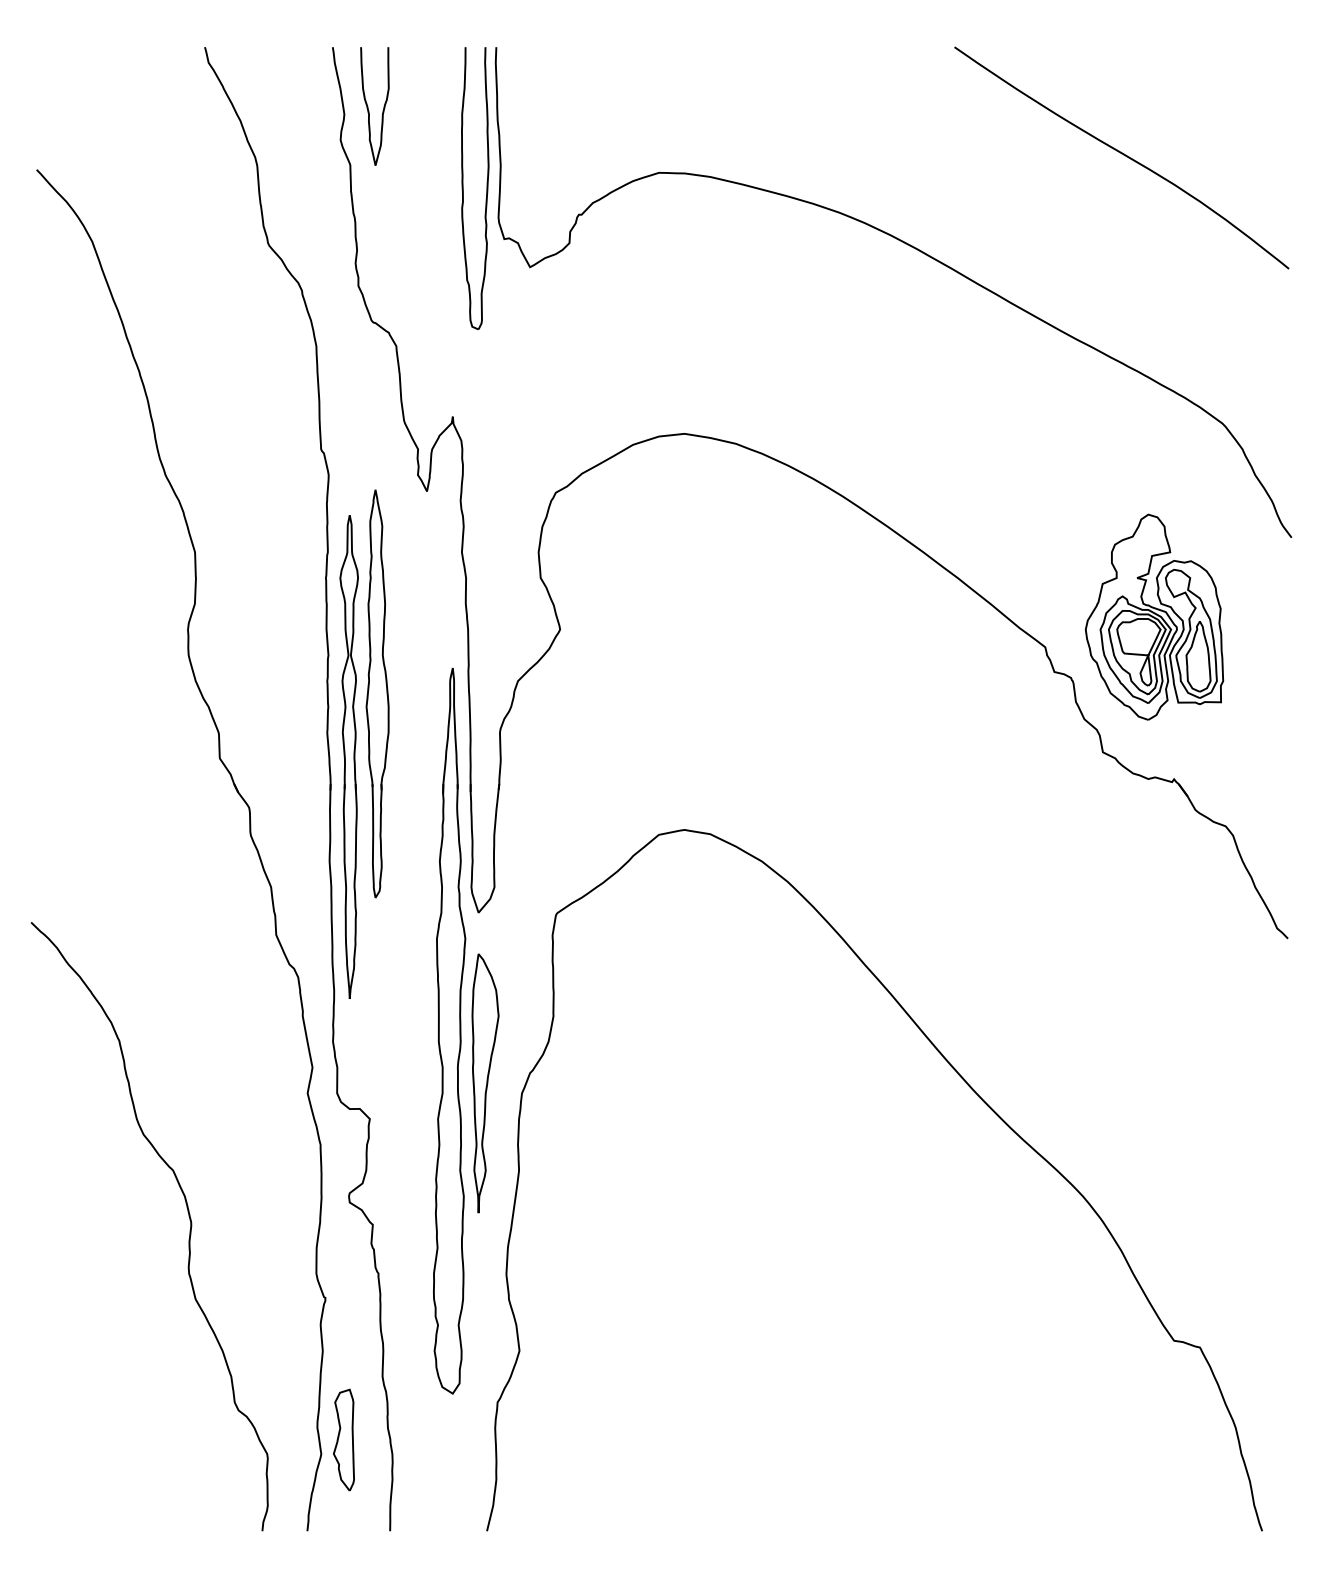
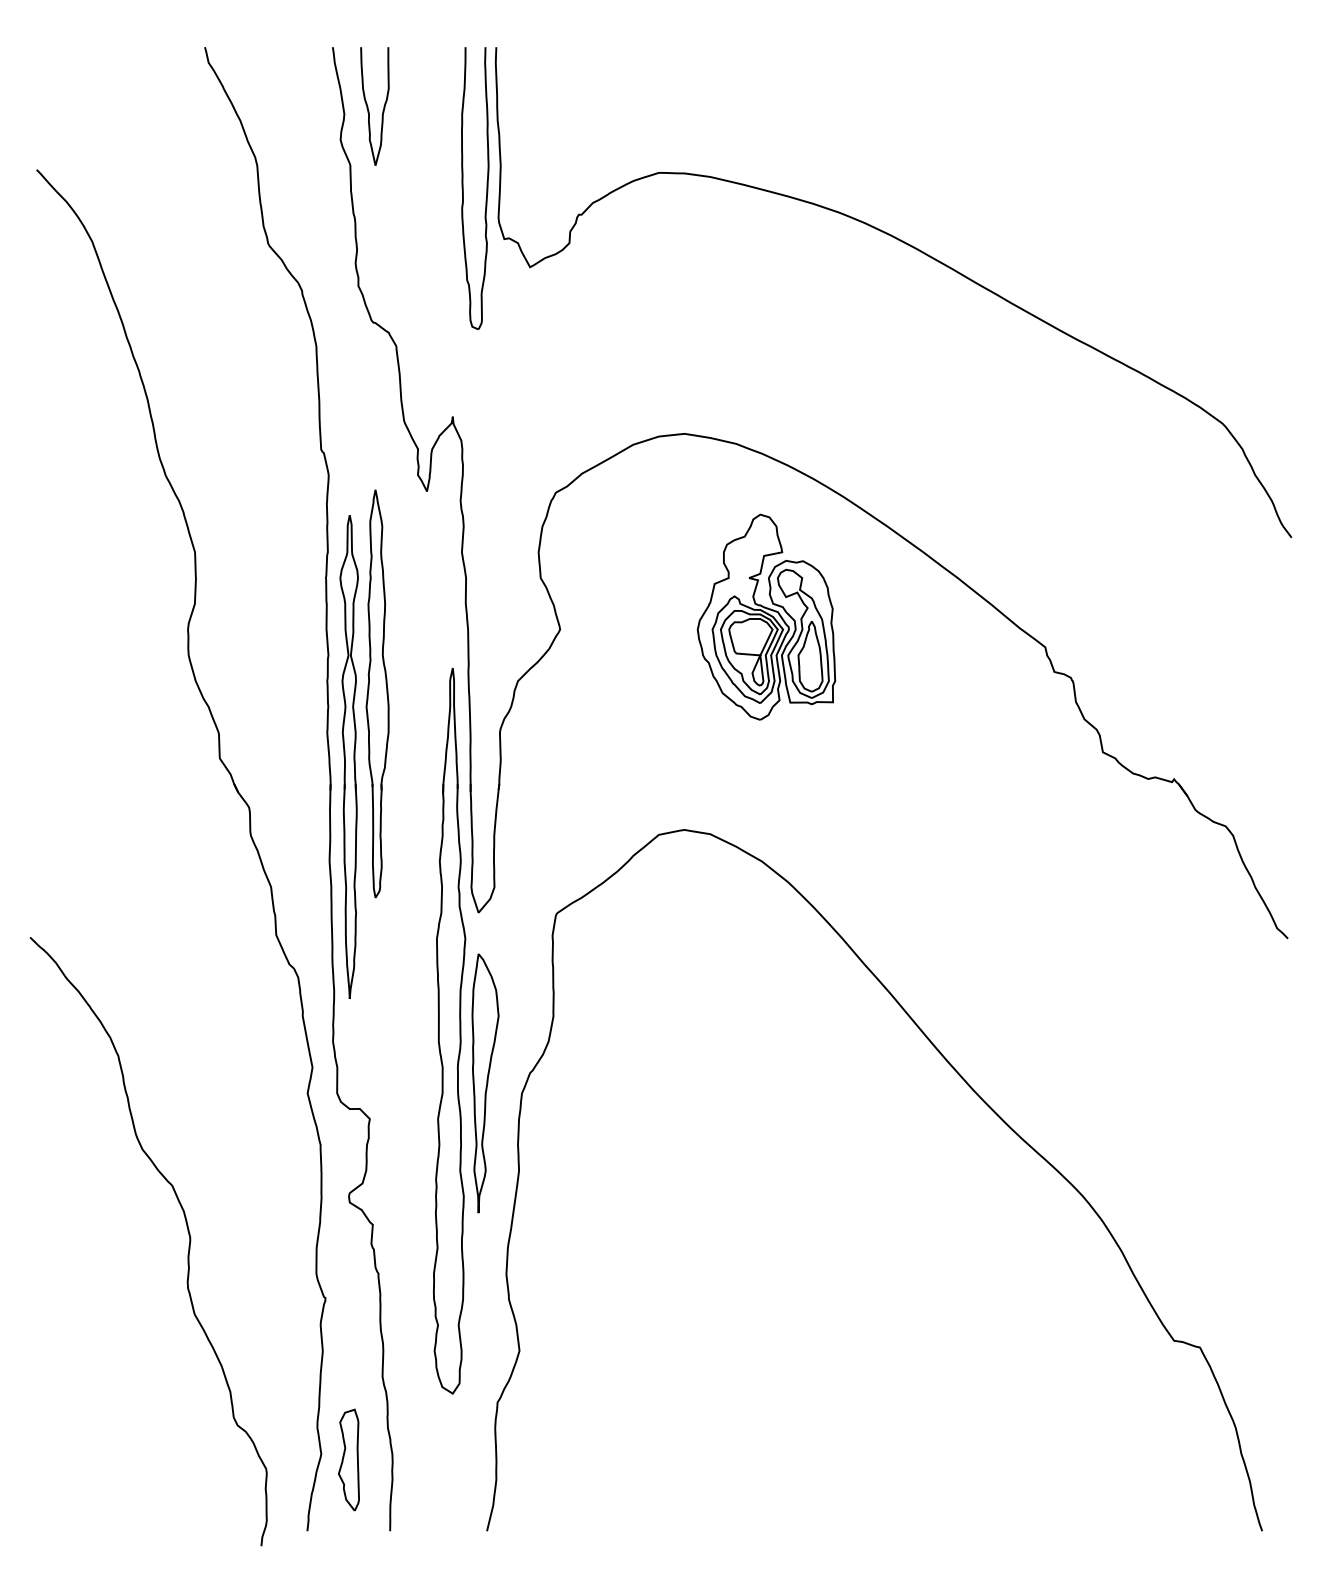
curve: present -> none (1123, 155)
part position: (1154, 616) -> (766, 616) (766, 616)
curve position: (189, 1230) -> (188, 1245) (188, 1245)
part position: (343, 1439) -> (348, 1459) (348, 1459)
